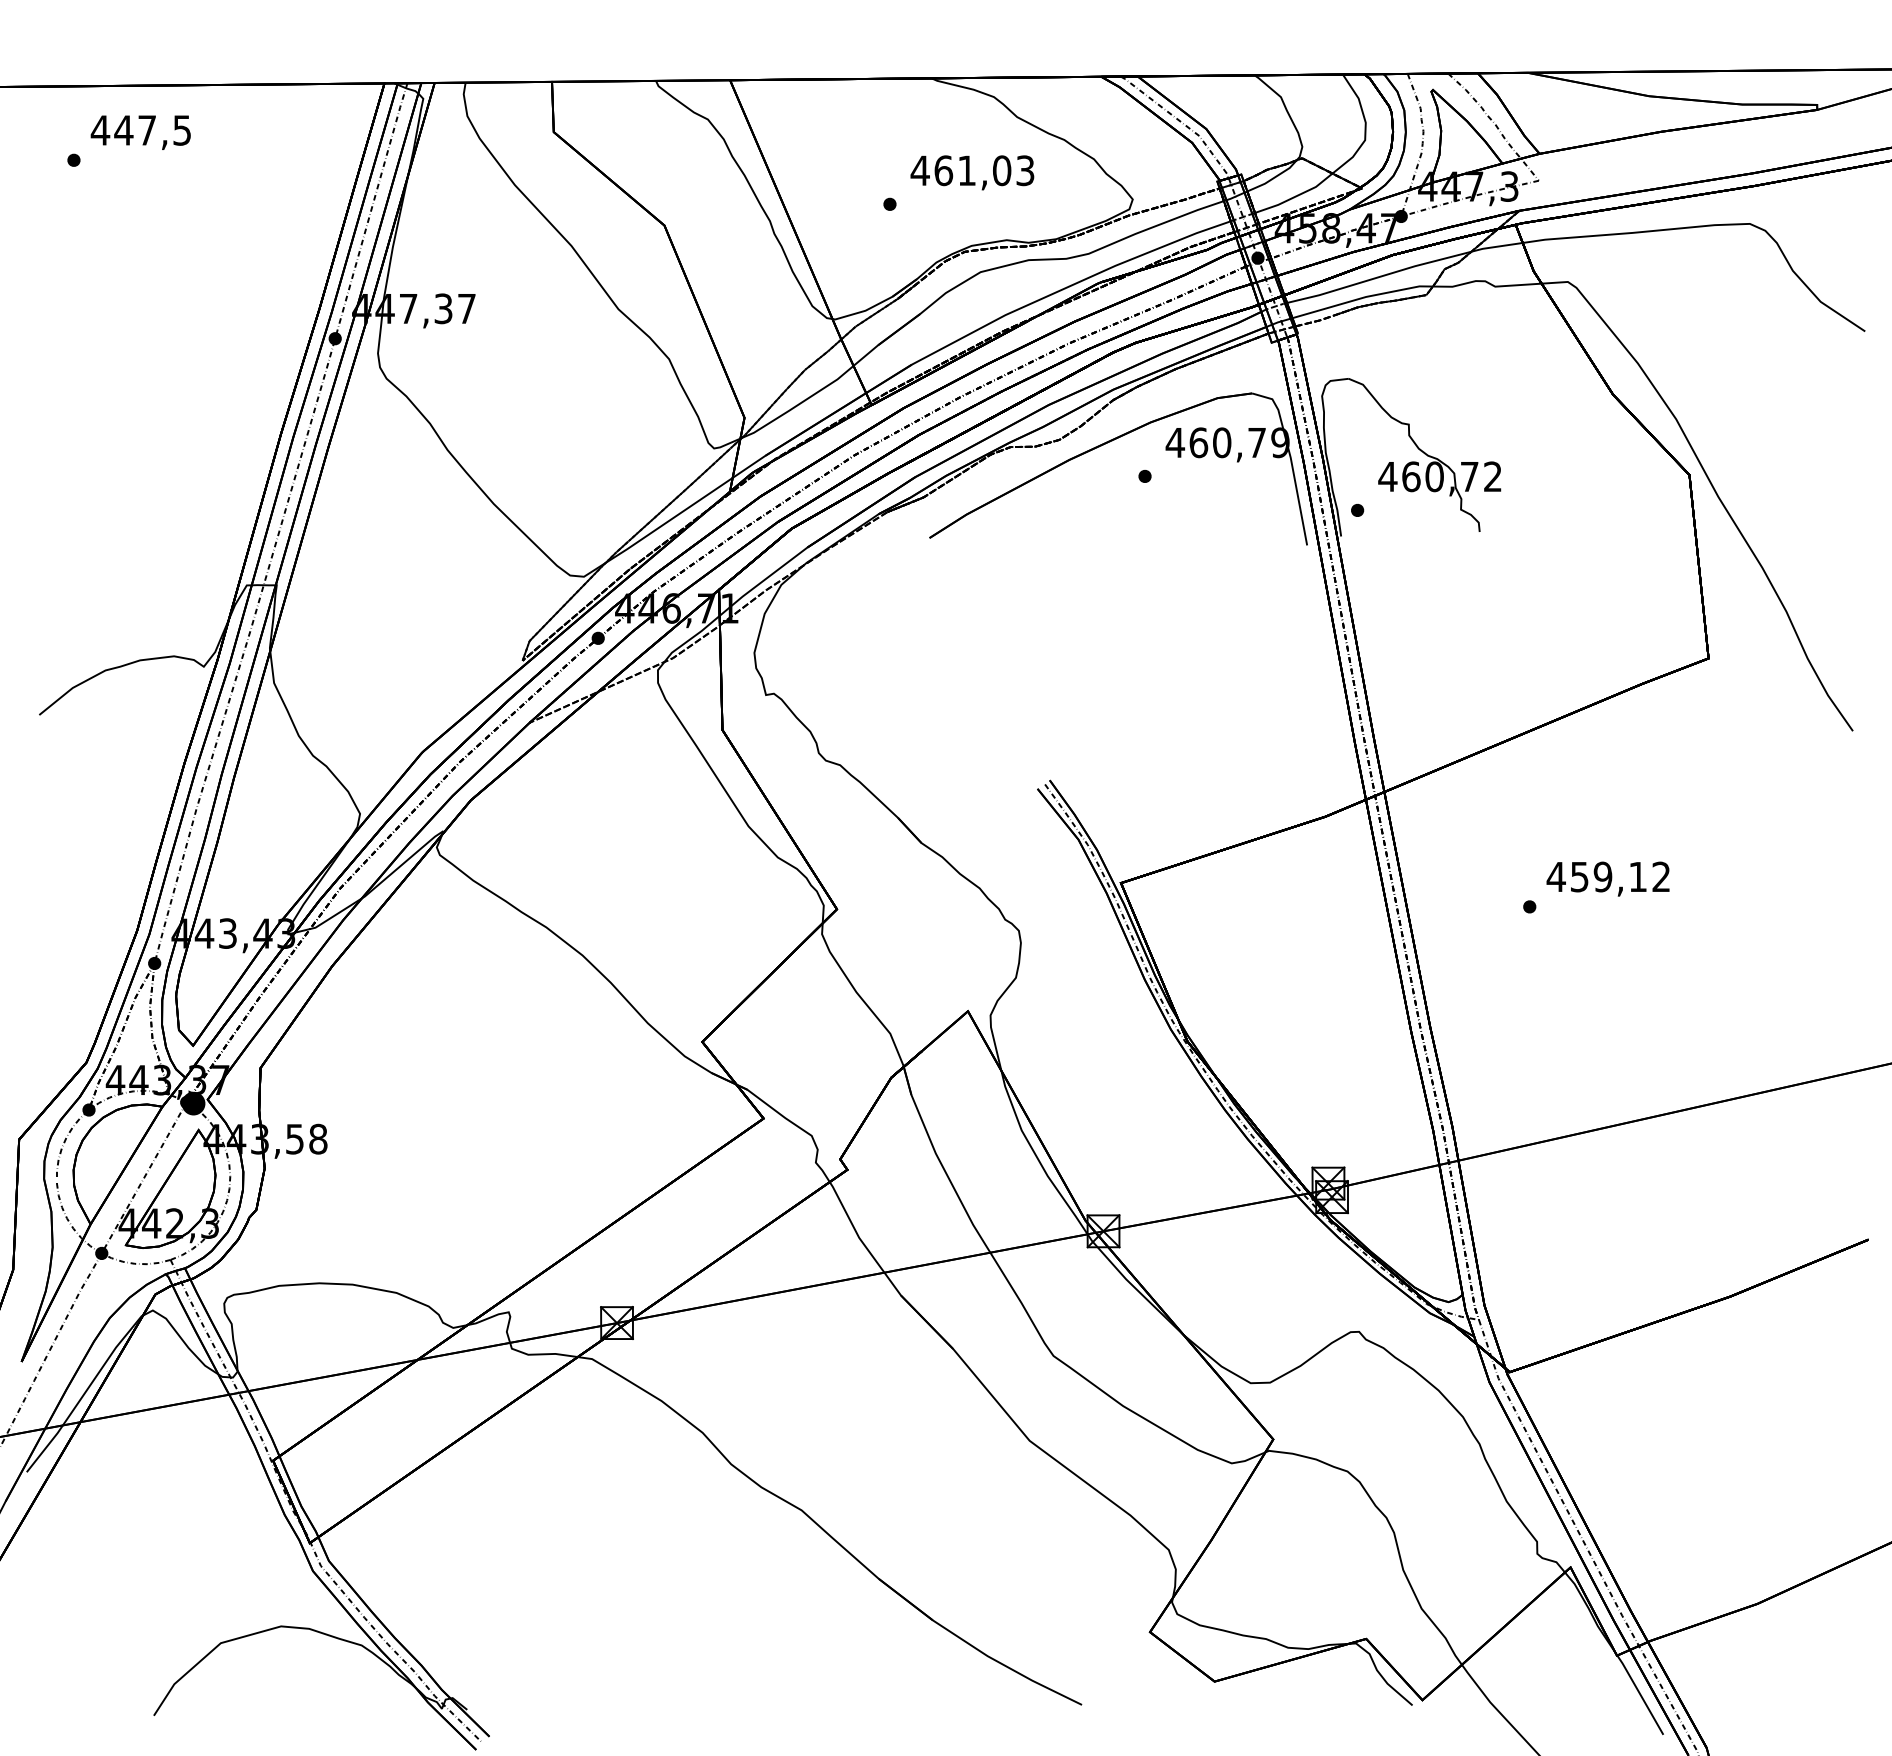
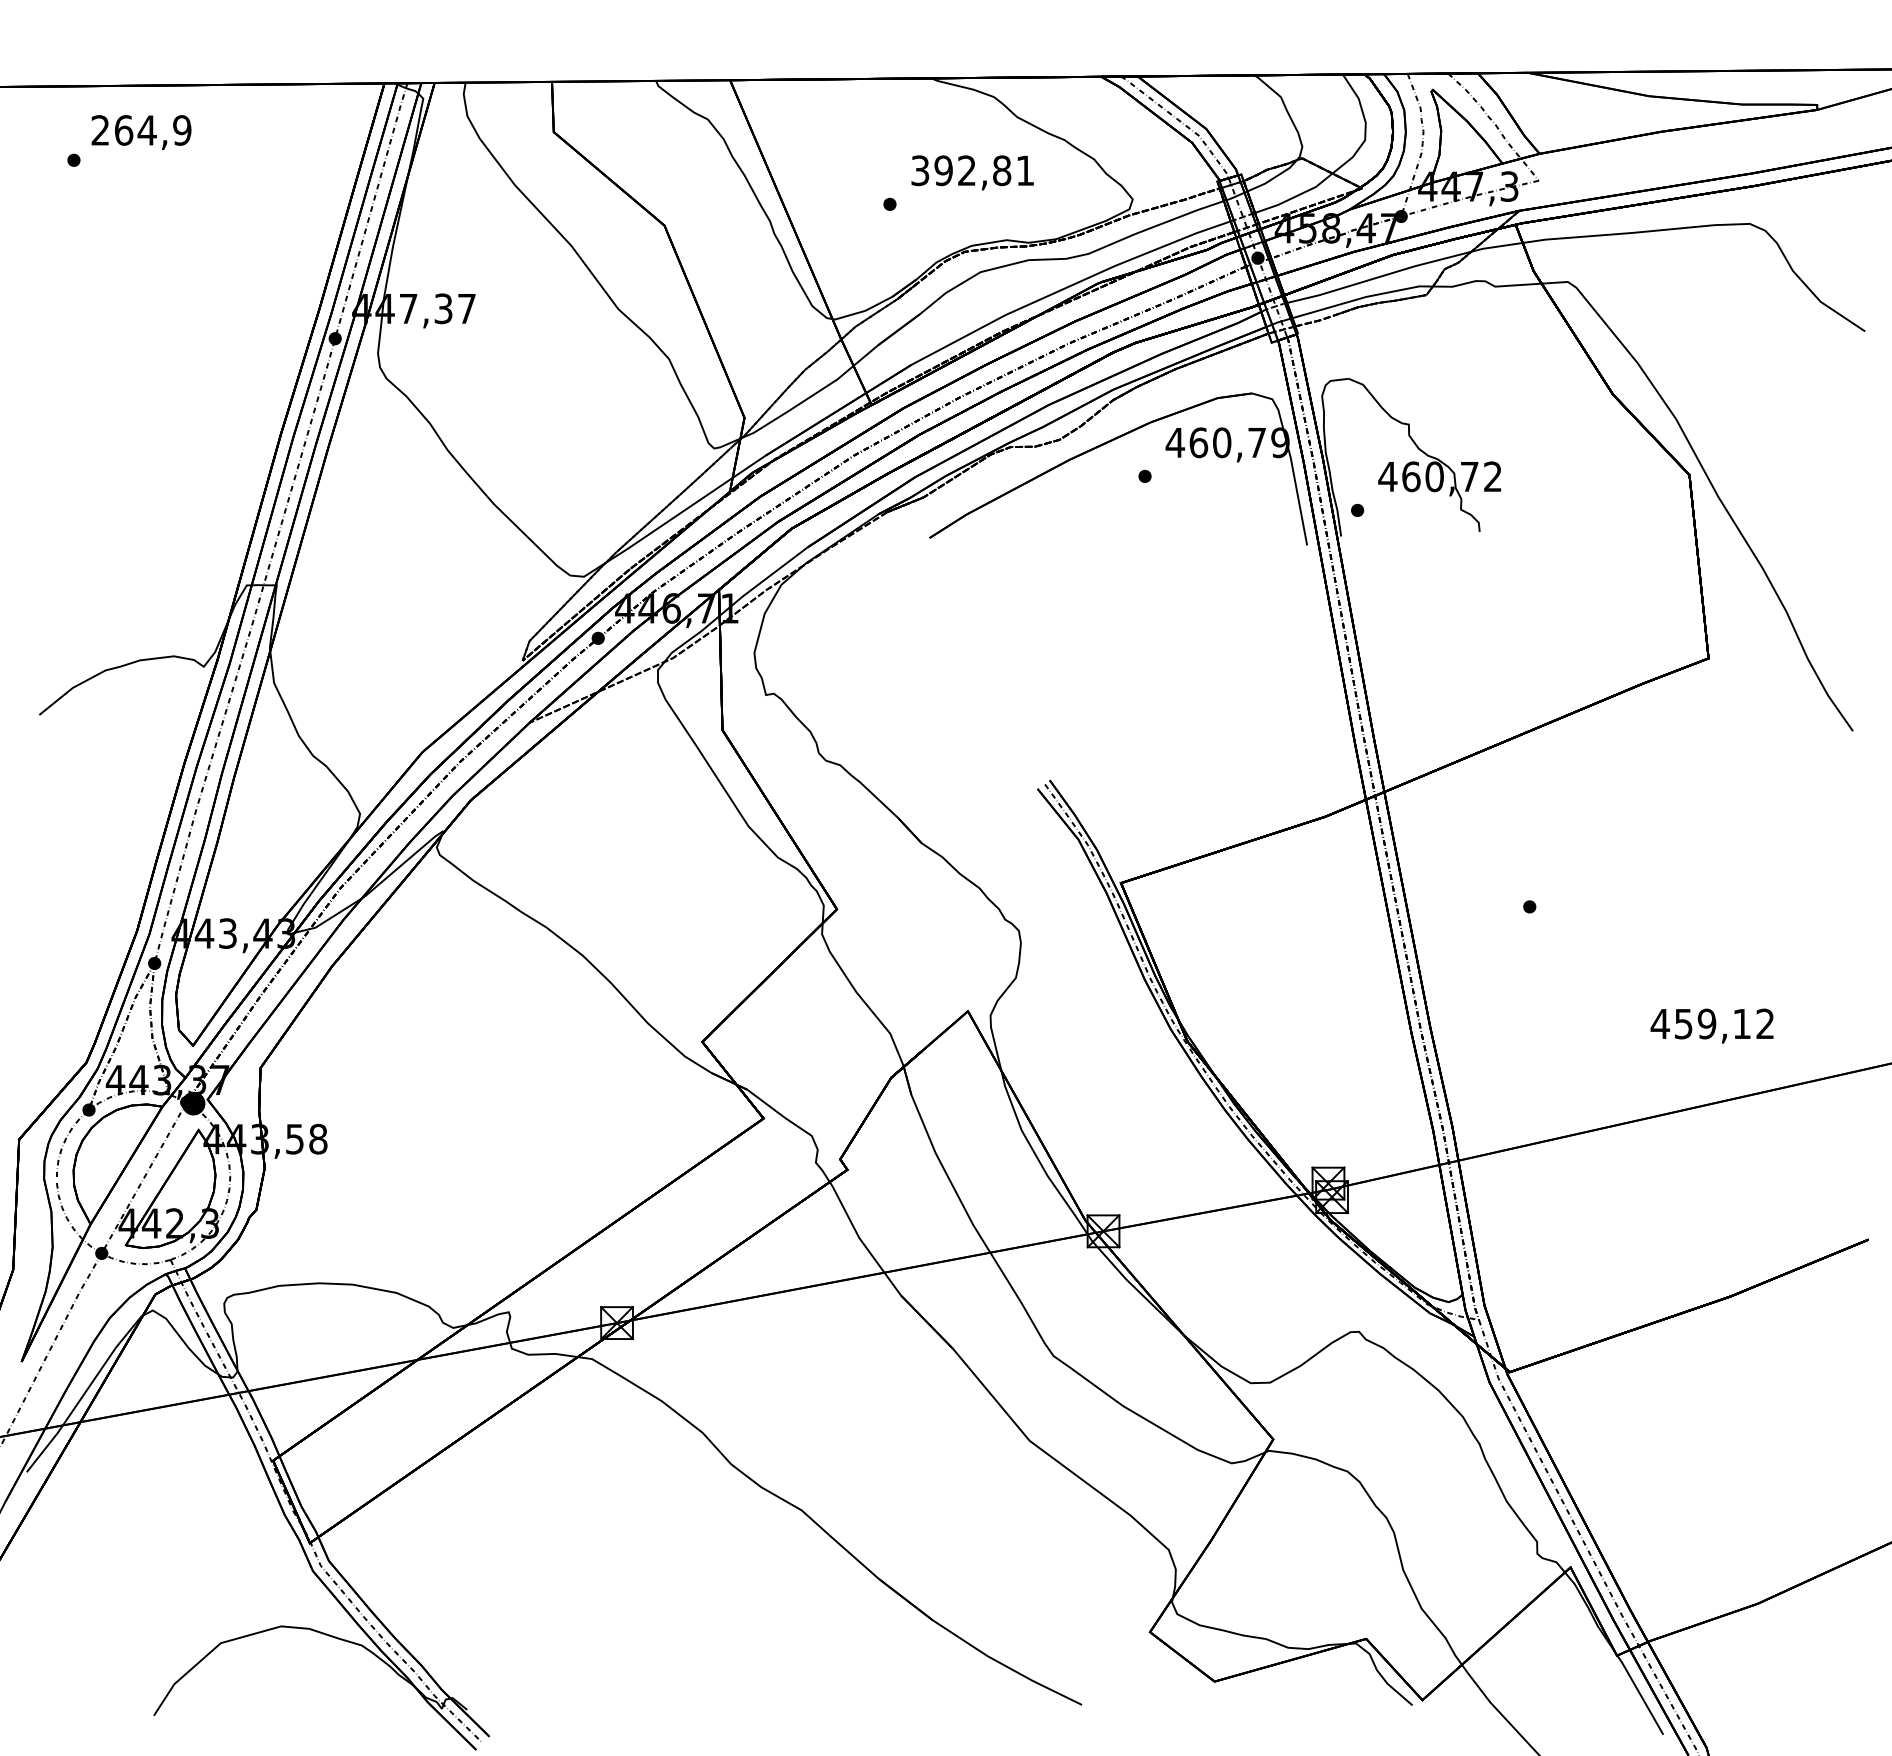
text: 447,5 -> 264,9 (140, 130)
text: 461,03 -> 392,81 (972, 170)
text position: (1607, 878) -> (1711, 1025) (1711, 1025)
